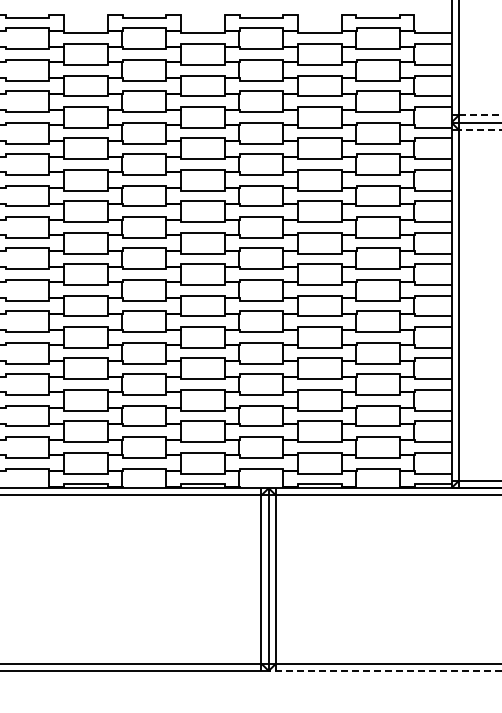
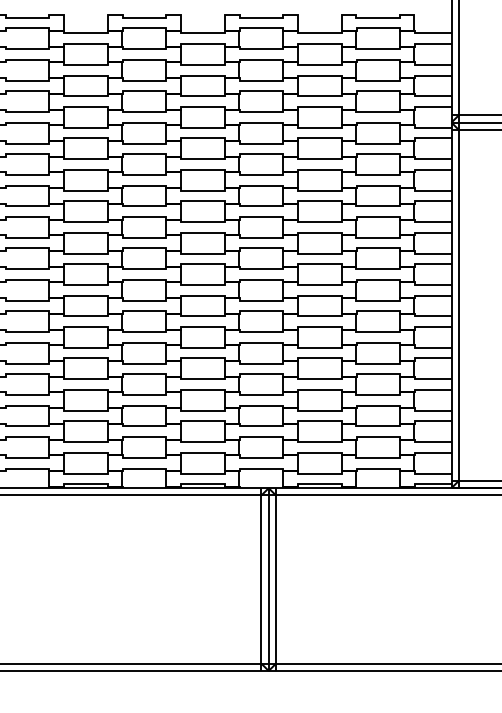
line: dashed -> solid (480, 115)
line: dashed -> solid (479, 129)
line: dashed -> solid (384, 670)
